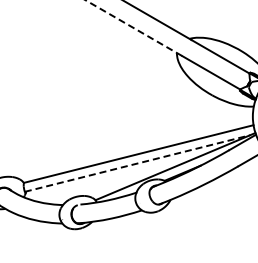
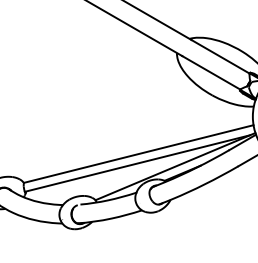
line: dashed -> solid (133, 28)
line: dashed -> solid (137, 163)
